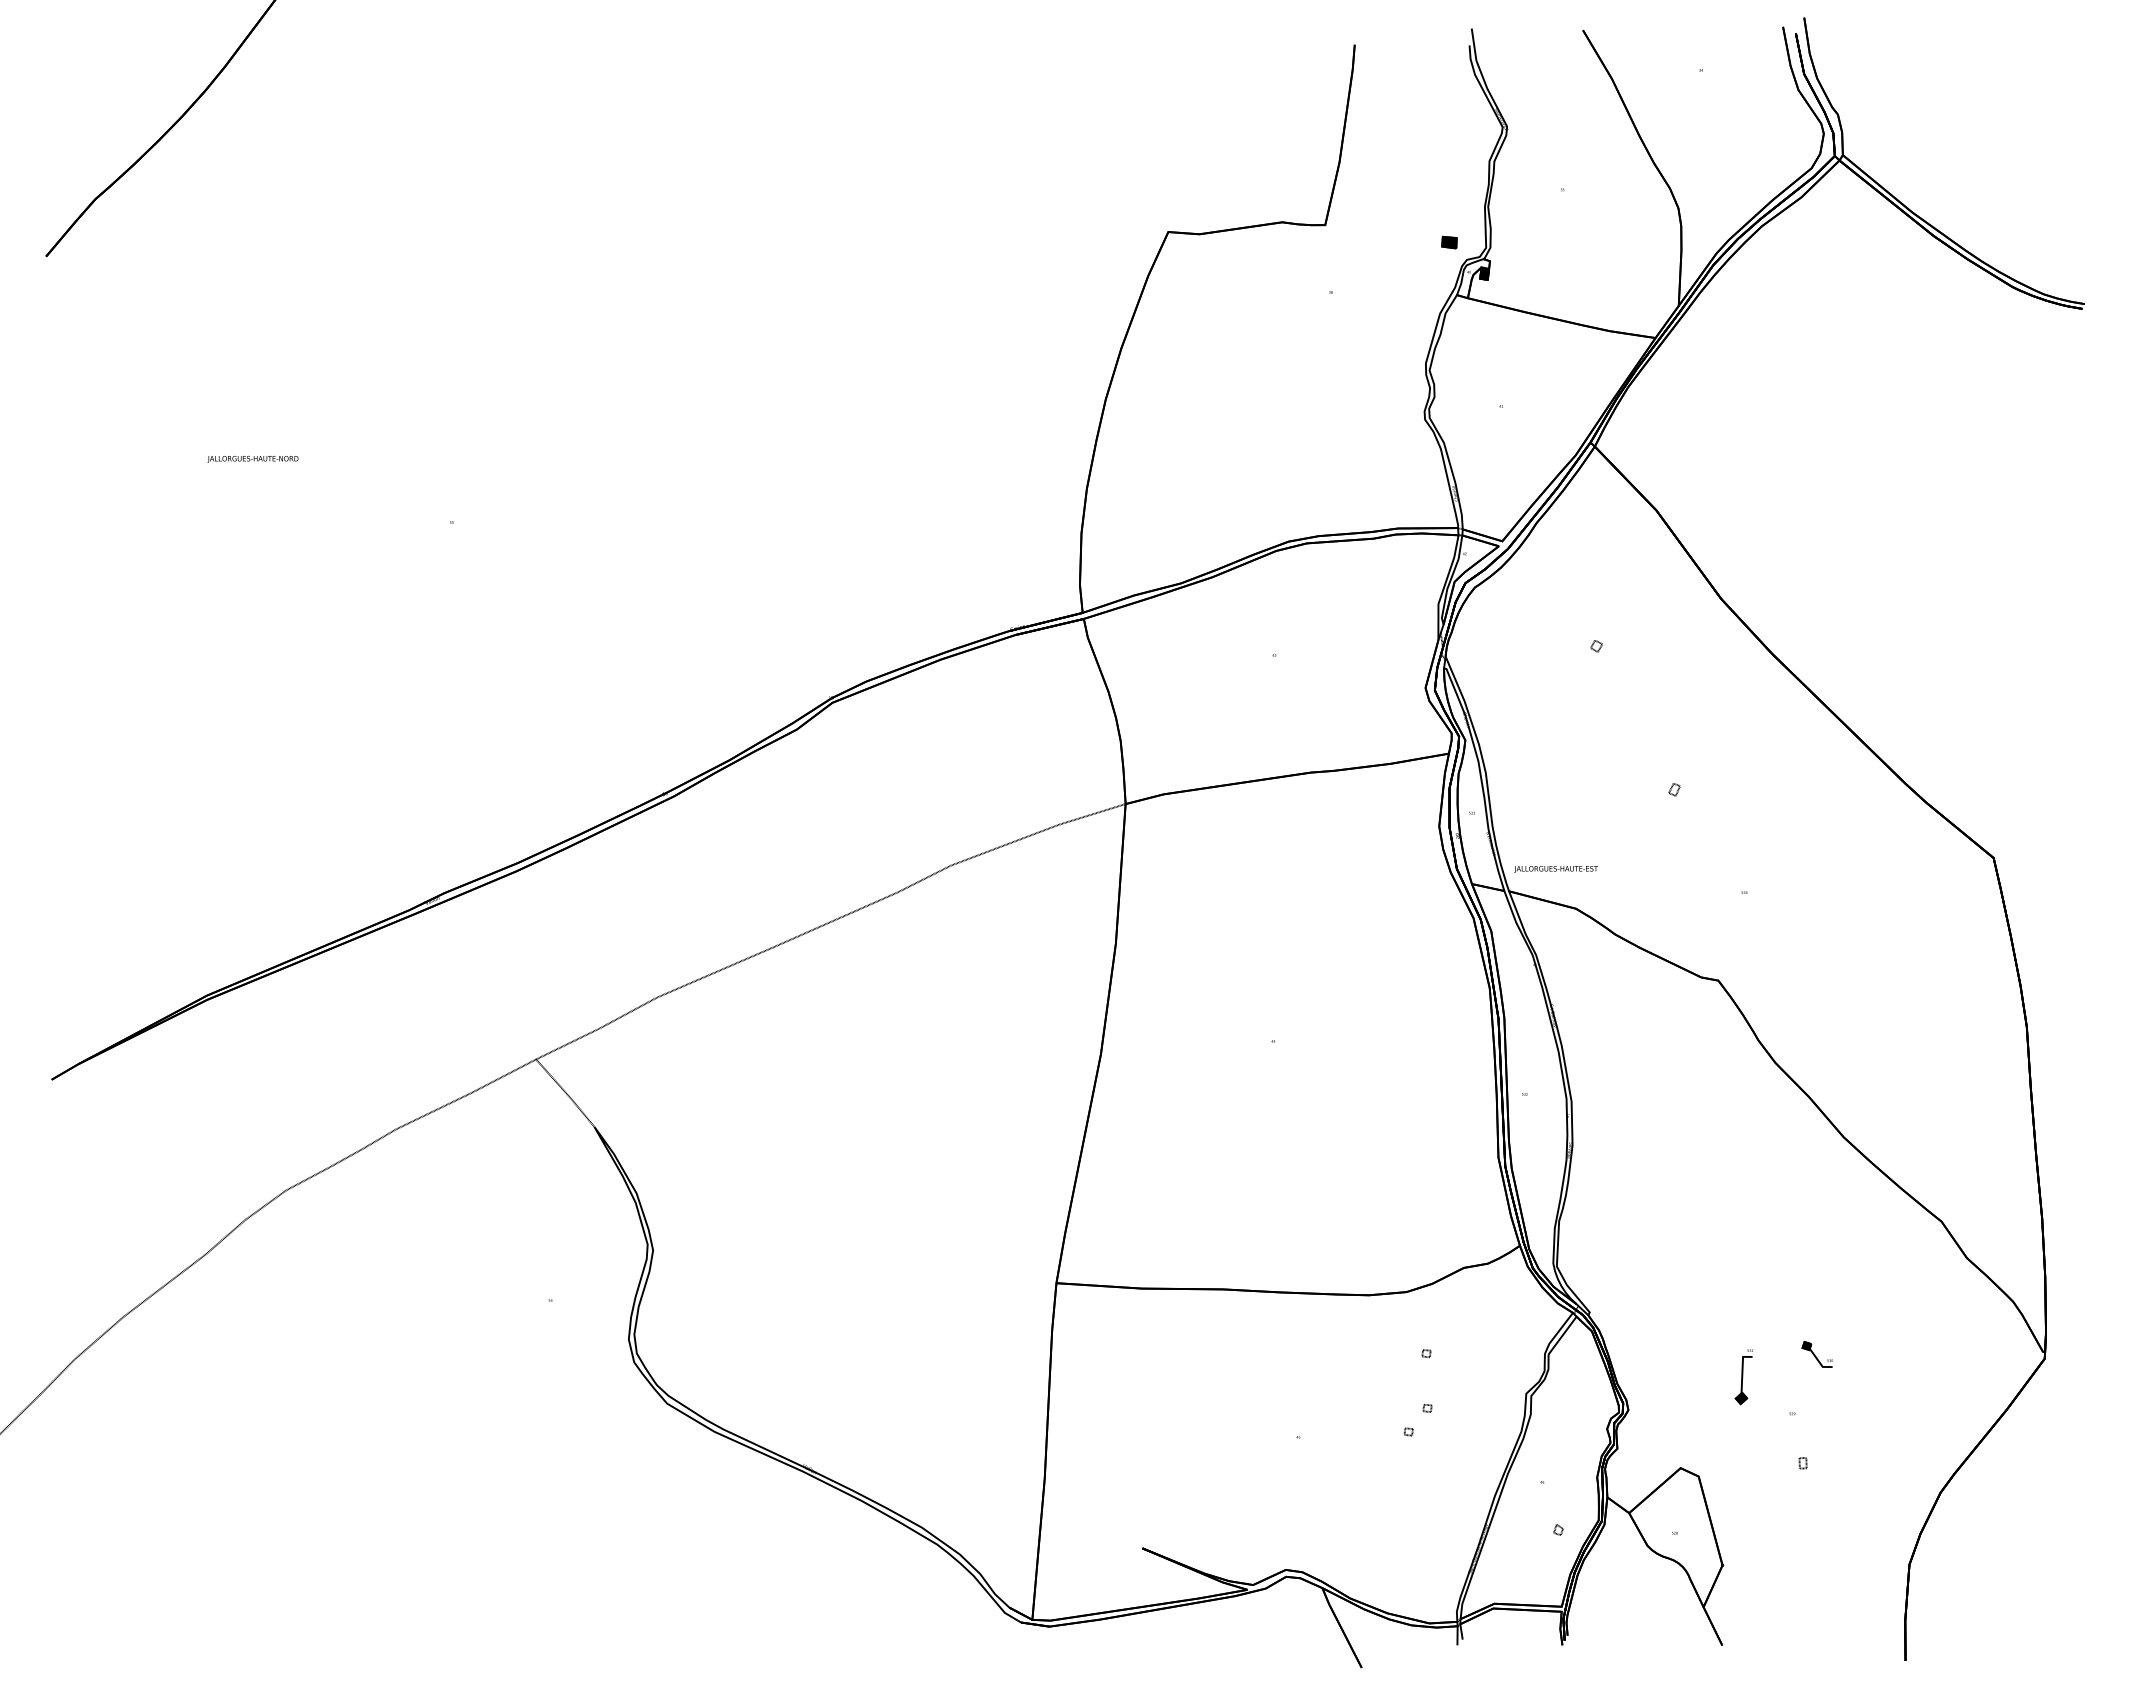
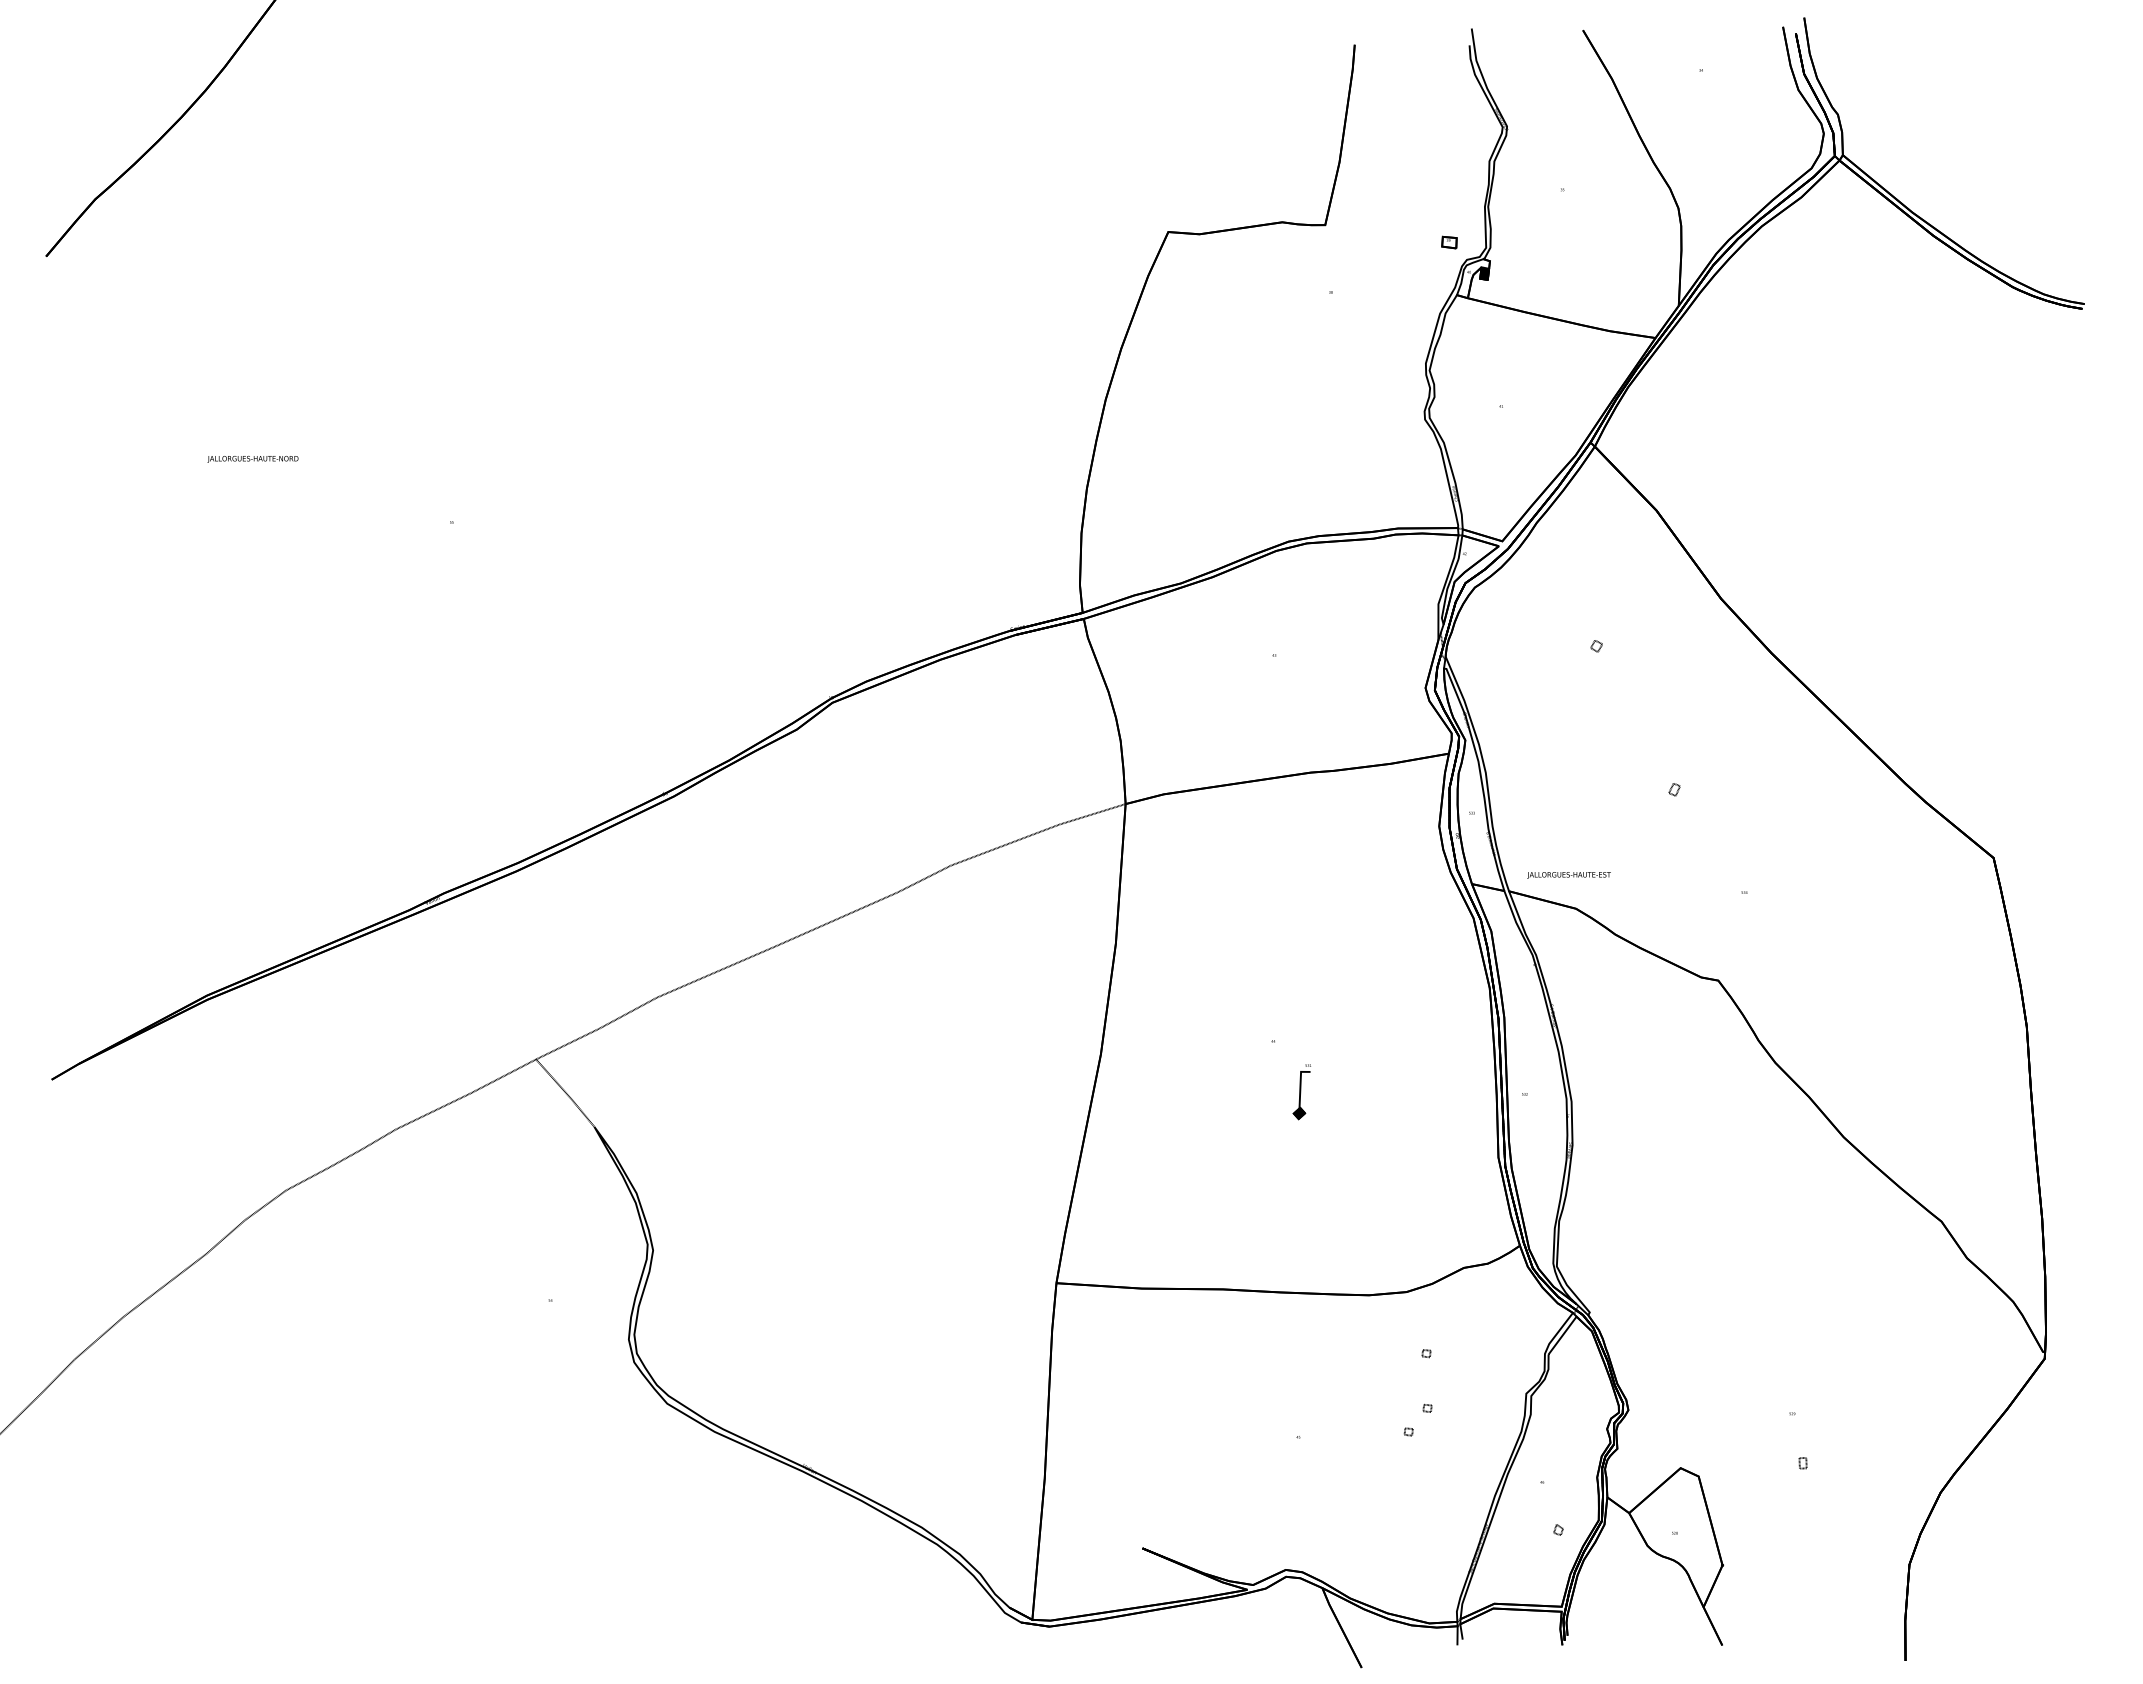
fill: present -> none (1449, 242)
text position: (1555, 869) -> (1568, 875) (1568, 875)
part: present -> none (1816, 1354)
part position: (1743, 1377) -> (1301, 1092) (1301, 1092)
